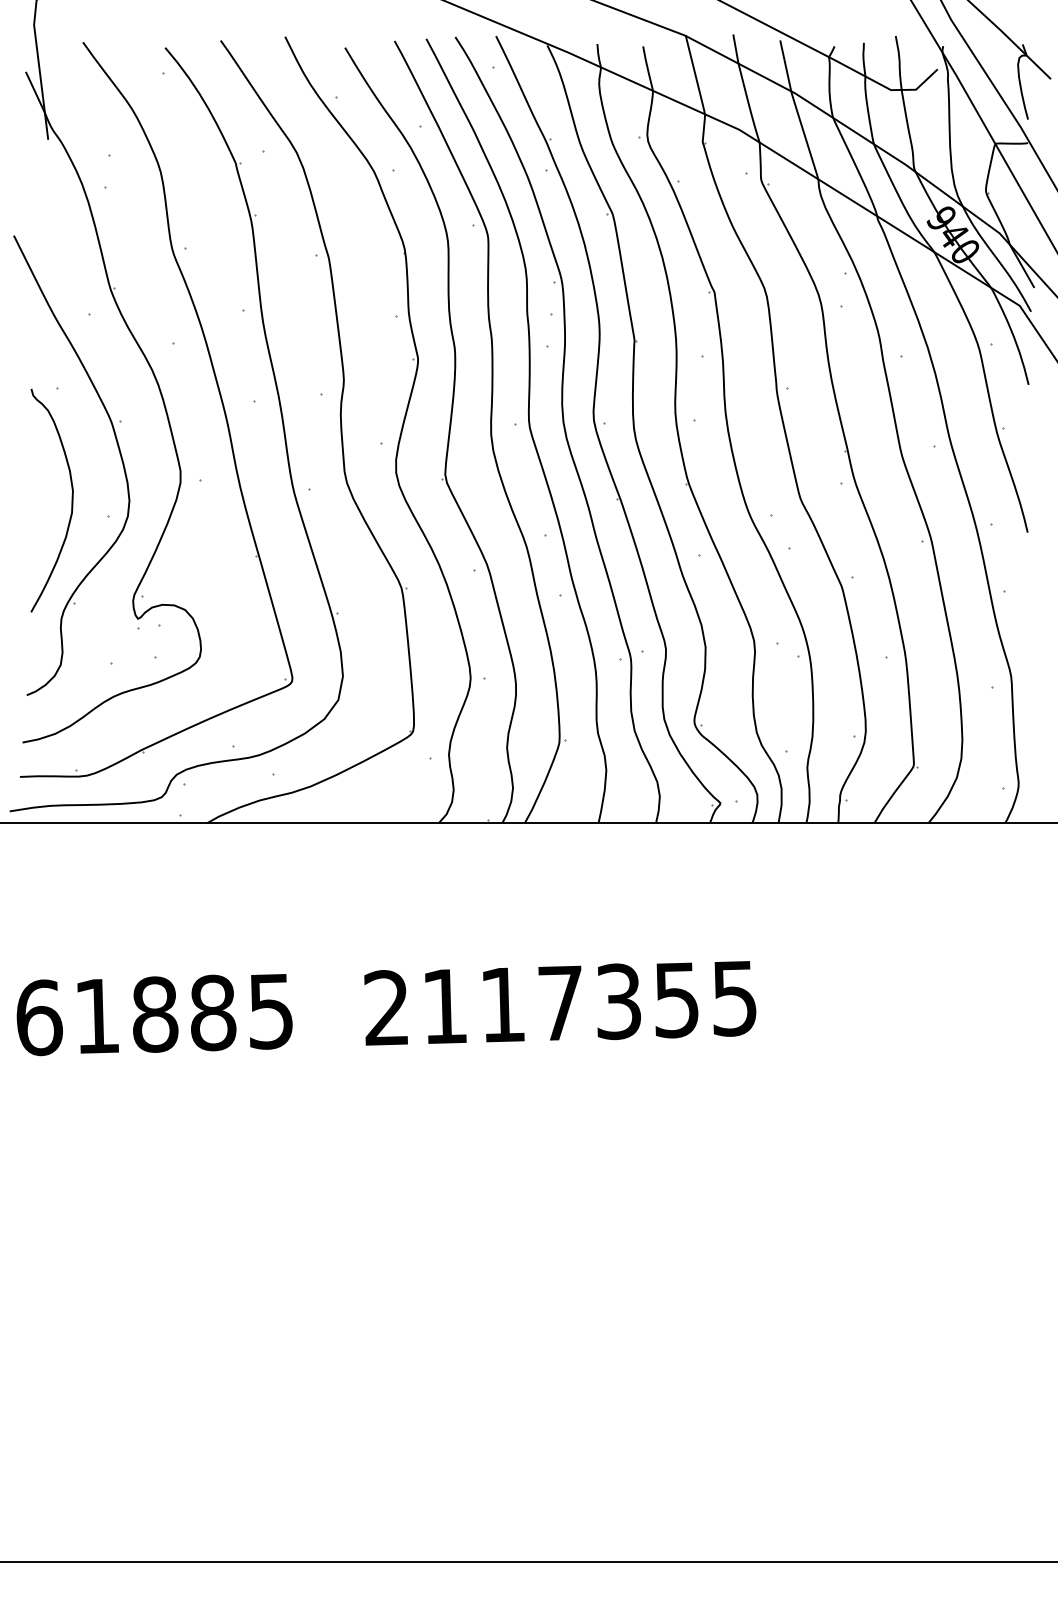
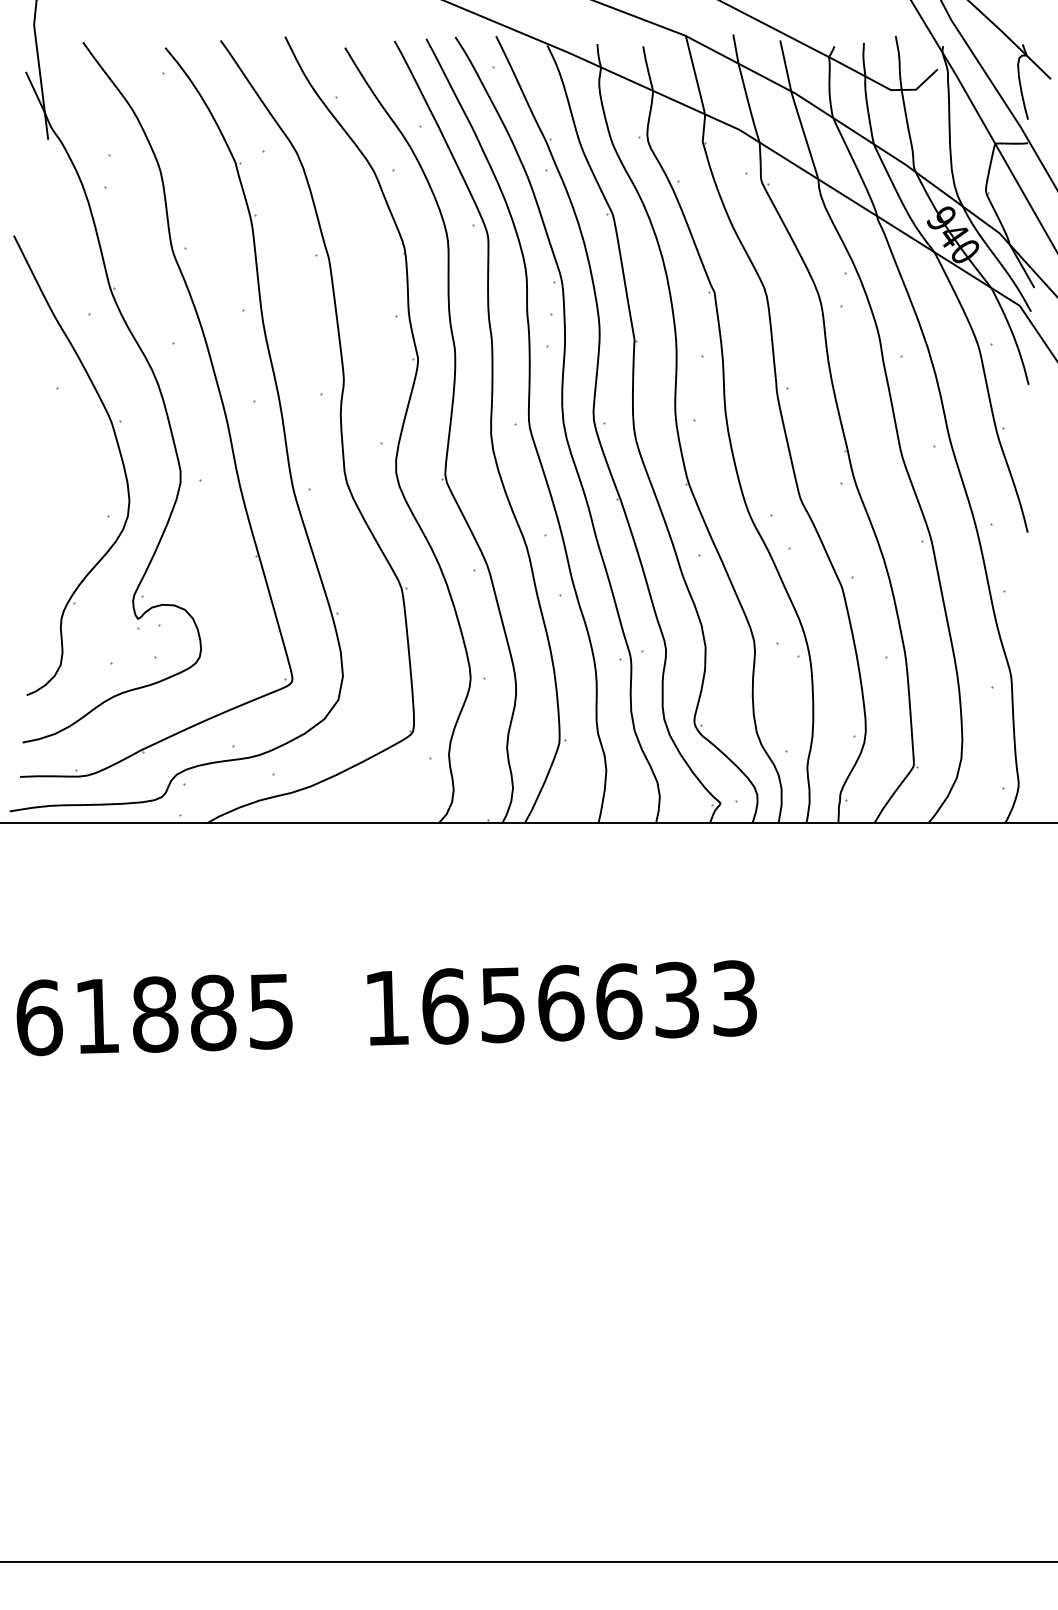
curve: present -> none (71, 500)
text: 2117355 -> 1656633 (560, 1002)
